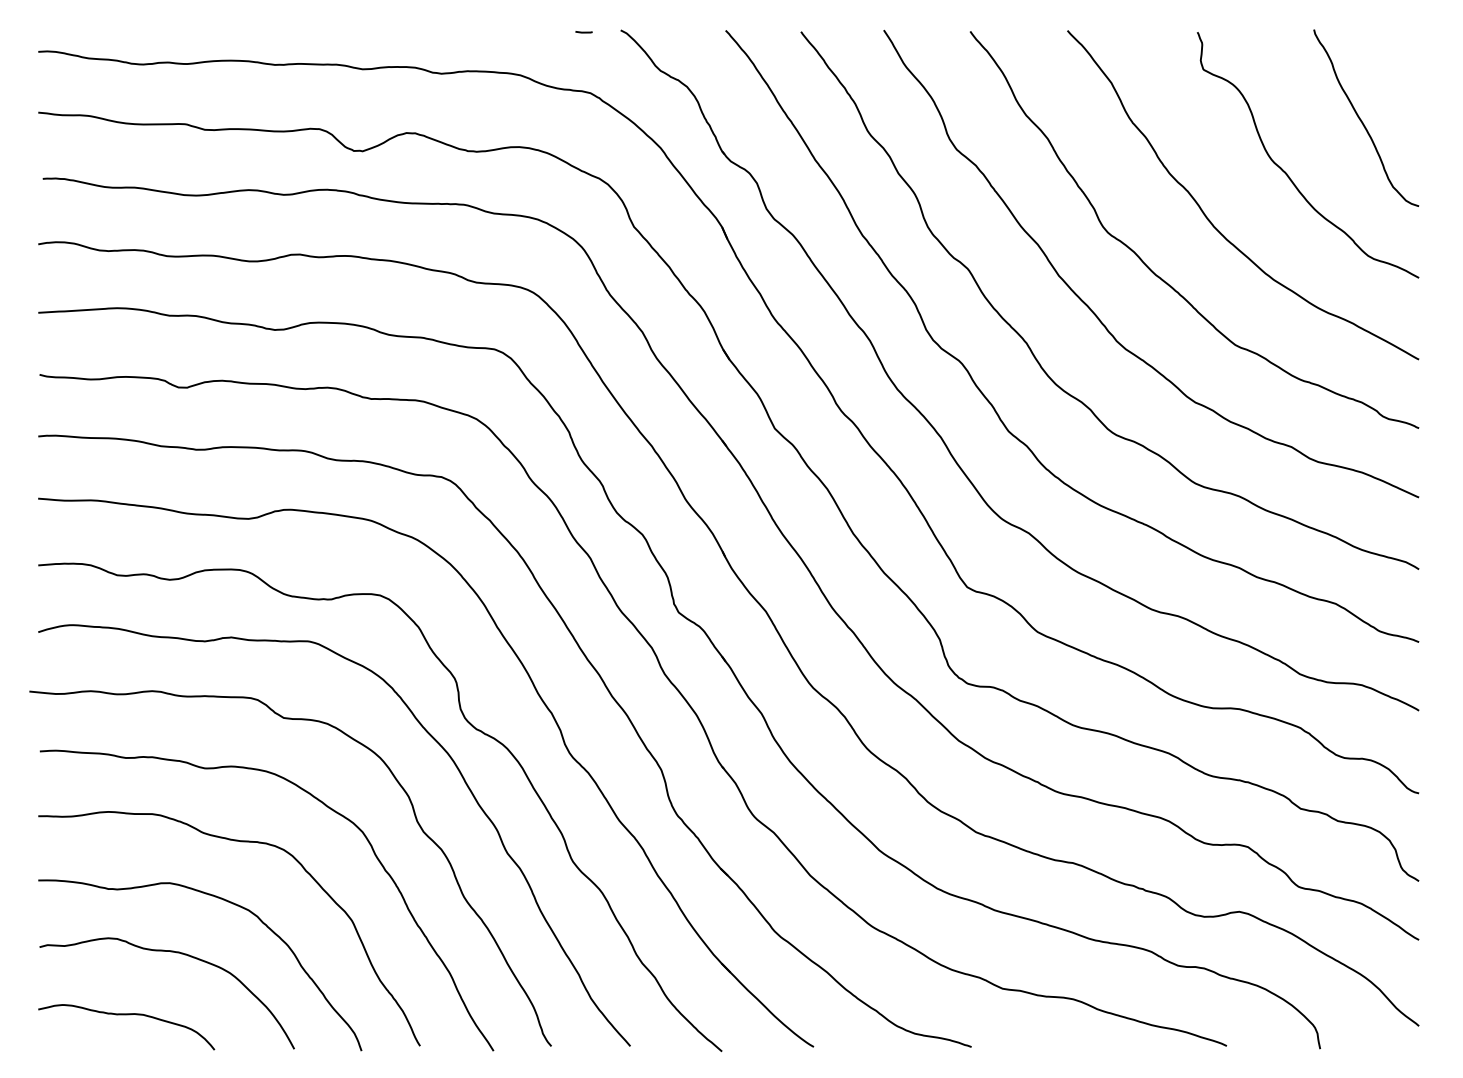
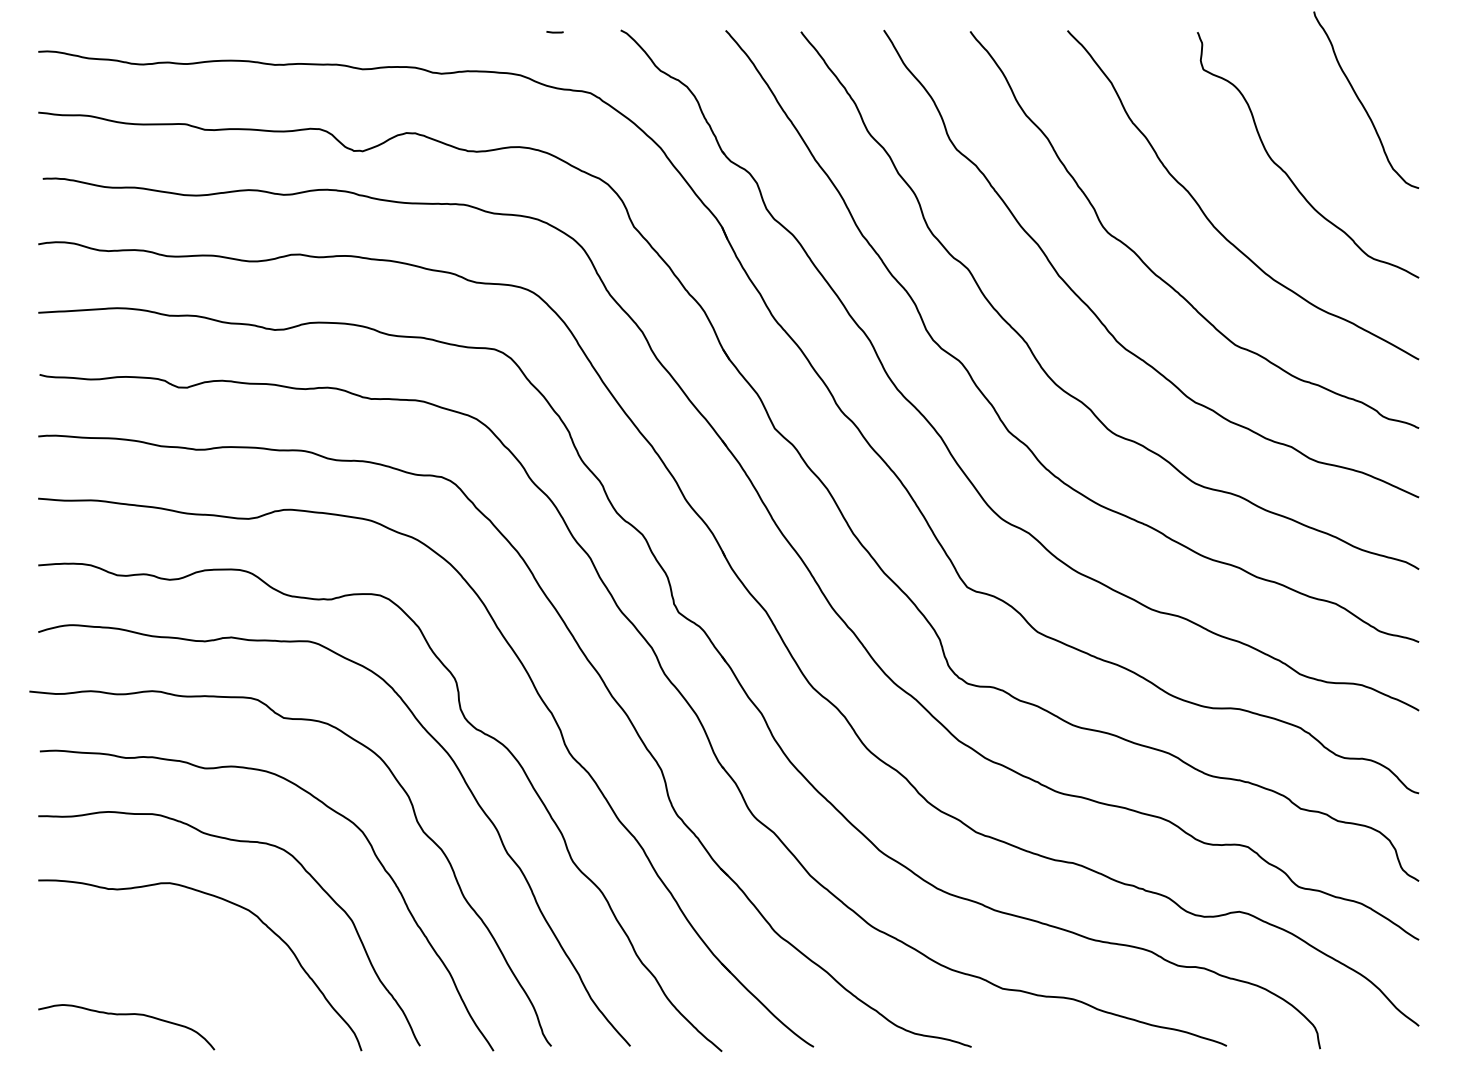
line position: (583, 32) -> (554, 32) (554, 32)
curve position: (1361, 119) -> (1361, 101) (1361, 101)
curve: present -> none (170, 952)
